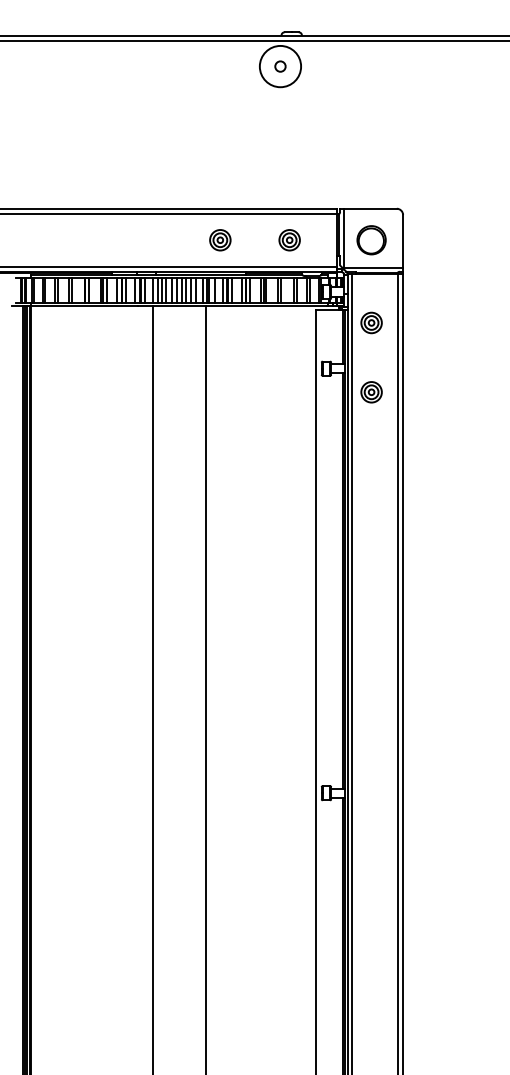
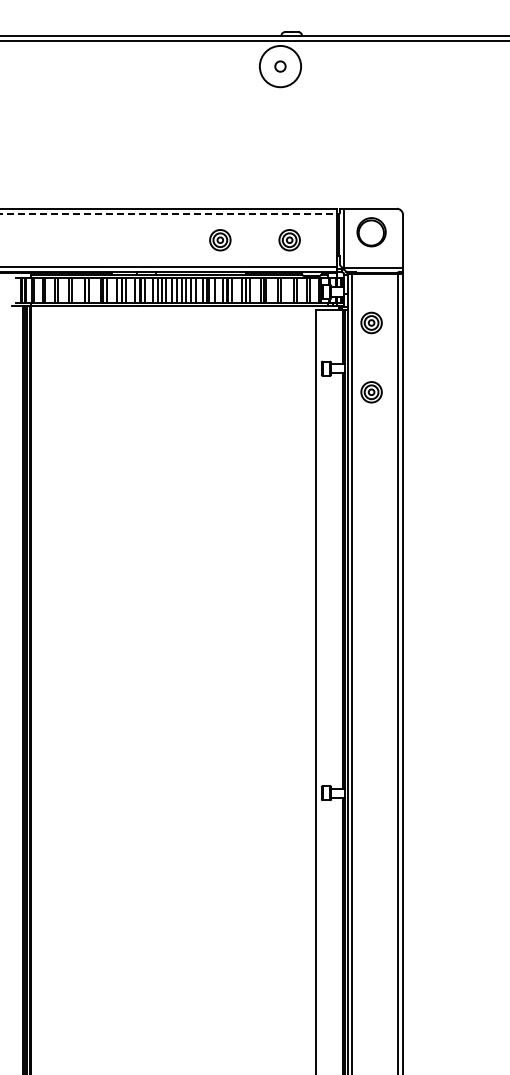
line: solid -> dashed (169, 214)
part position: (371, 240) -> (371, 232) (371, 232)
line: present -> none (152, 688)
line: present -> none (206, 688)
